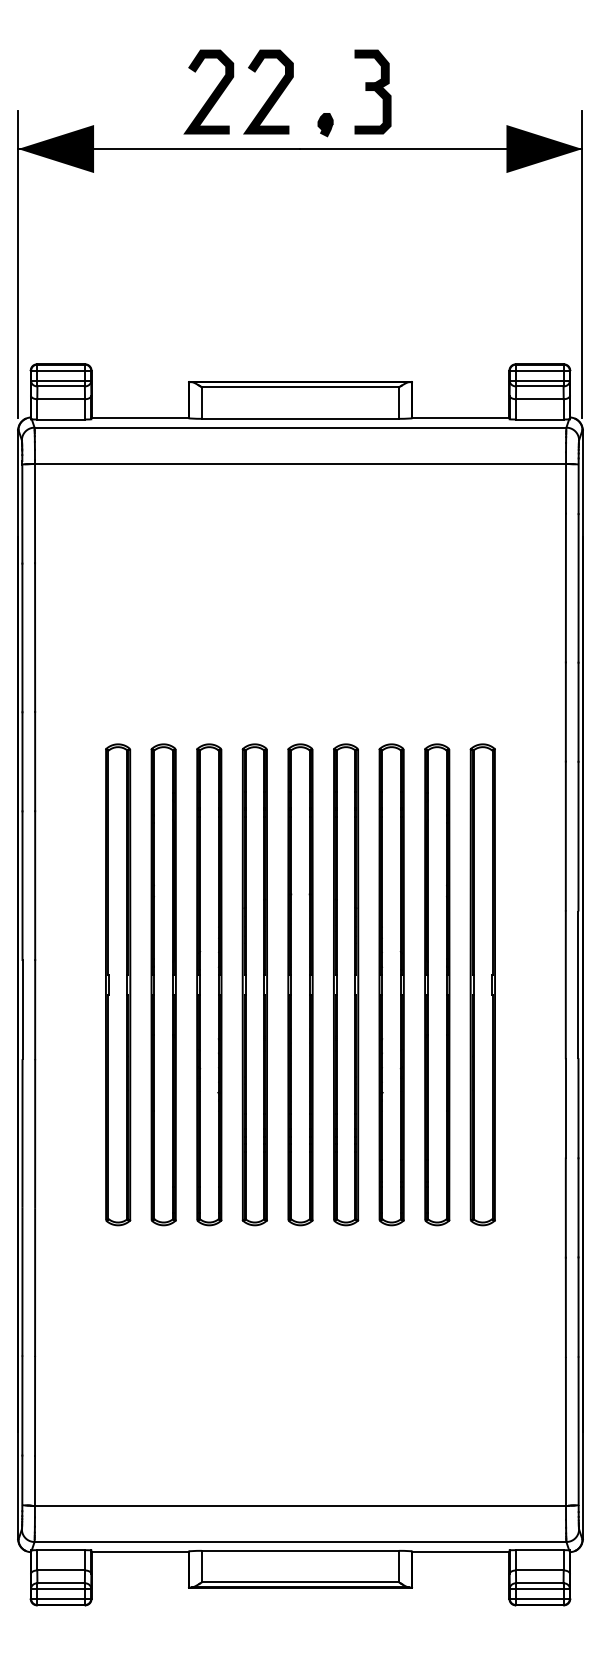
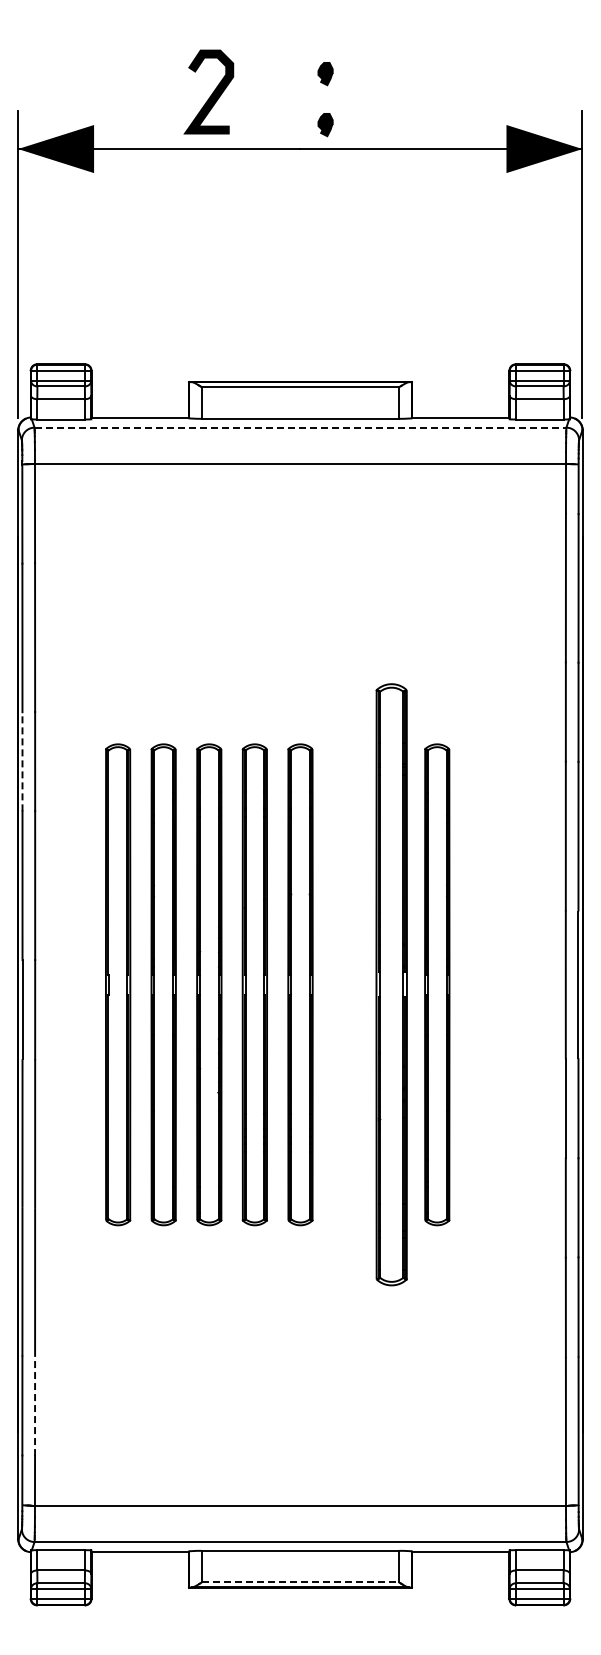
part: none -> present (325, 74)
part: present -> none (372, 91)
curve: present -> none (271, 93)
line: solid -> dashed (300, 427)
line: solid -> dashed (22, 761)
part: present -> none (346, 984)
part size: 27x484 px -> 33x604 px (391, 984)
part: present -> none (482, 984)
line: solid -> dashed (35, 1406)
line: solid -> dashed (300, 1582)
